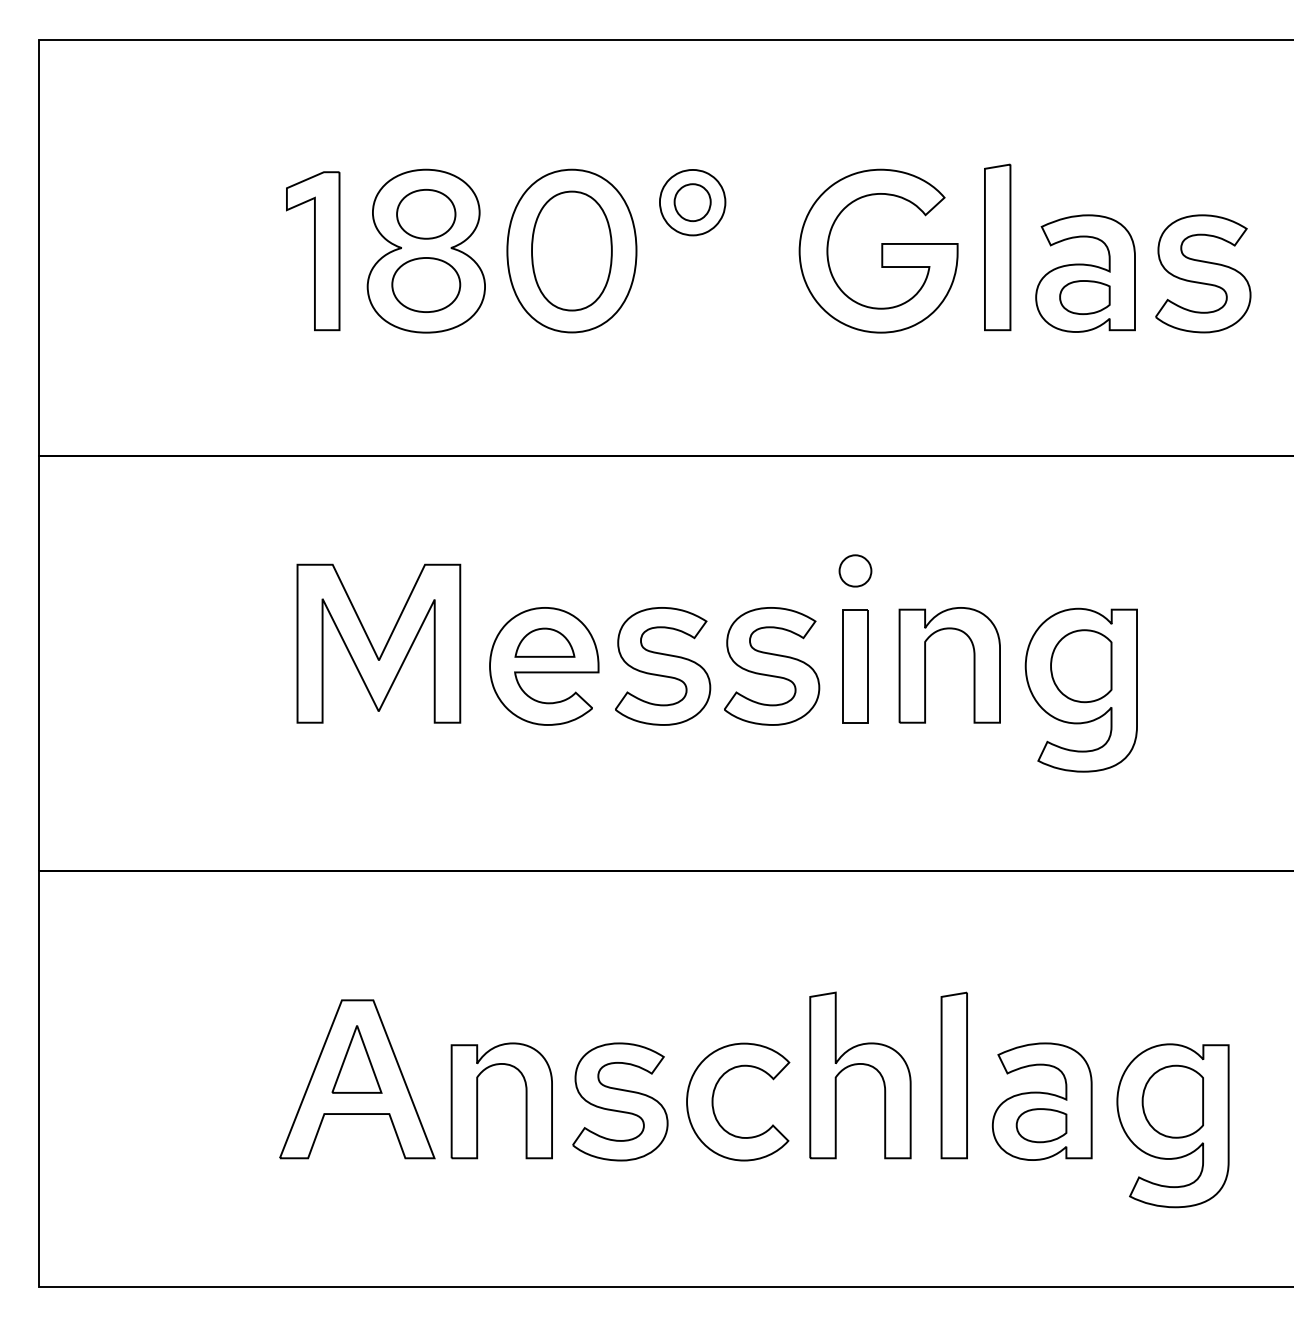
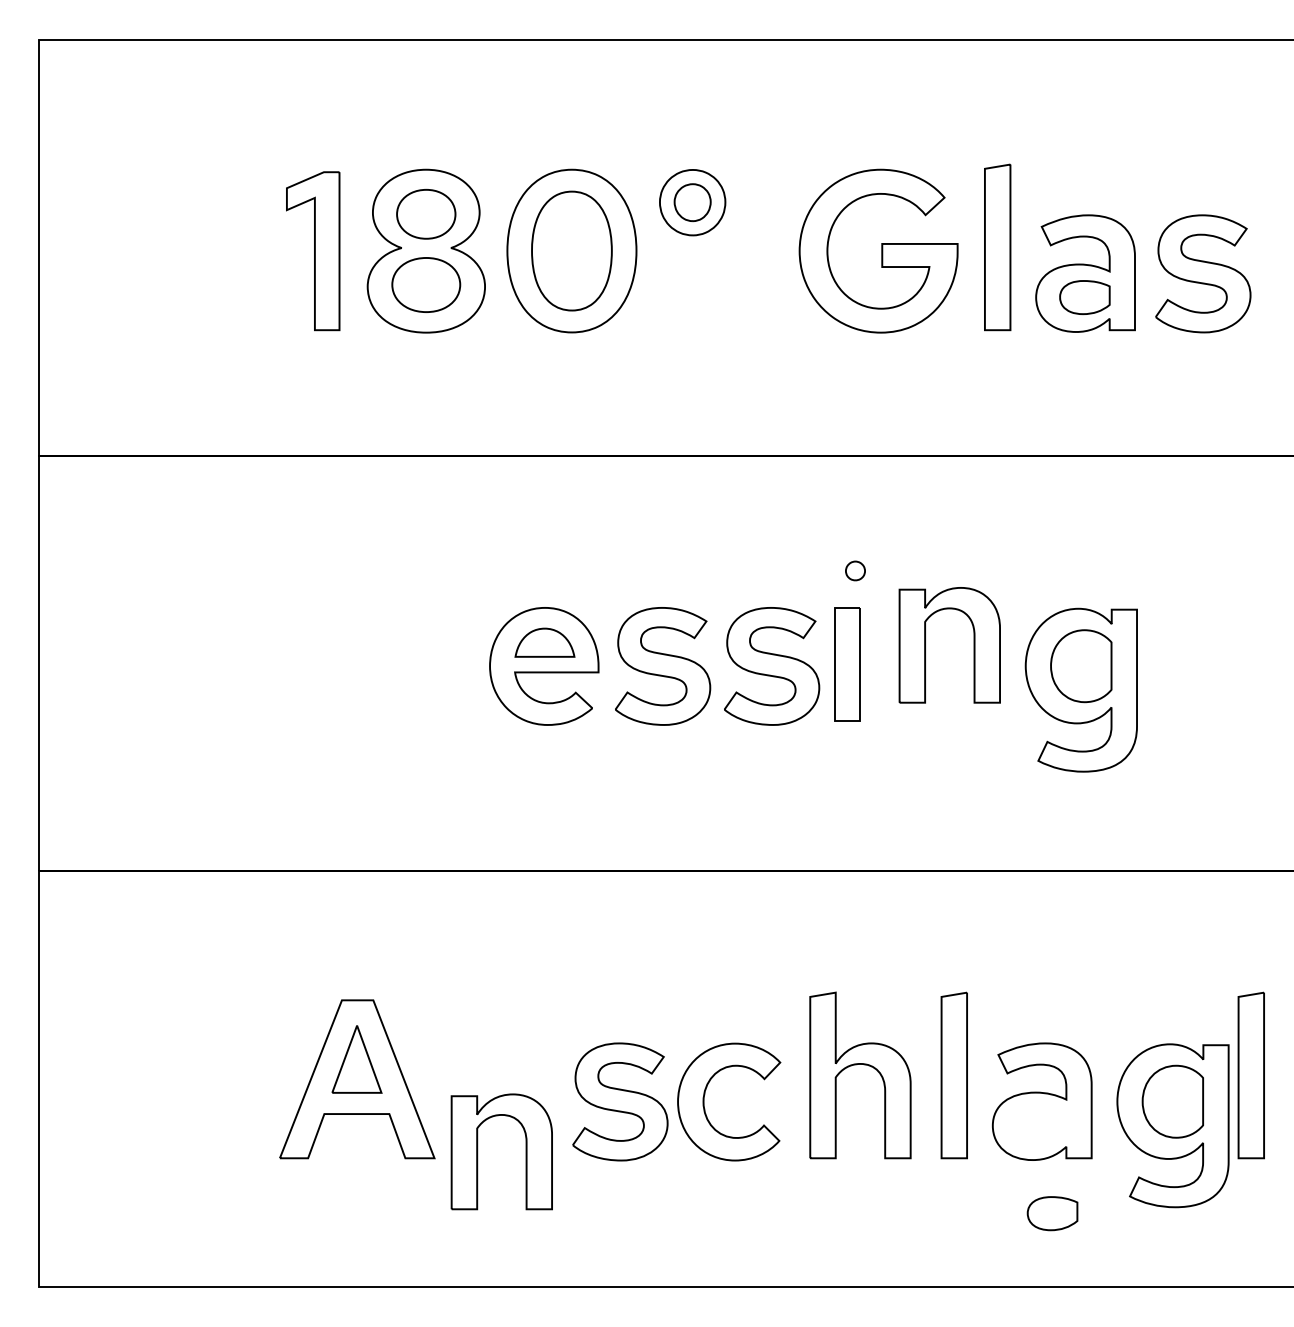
part size: 35x34 px -> 21x22 px (855, 570)
part: present -> none (378, 643)
part position: (925, 665) -> (925, 645) (925, 645)
part position: (855, 666) -> (847, 664) (847, 664)
part: none -> present (1250, 1075)
part position: (714, 1094) -> (705, 1094) (705, 1094)
part position: (478, 1100) -> (478, 1151) (478, 1151)
part position: (1041, 1125) -> (1052, 1213) (1052, 1213)
